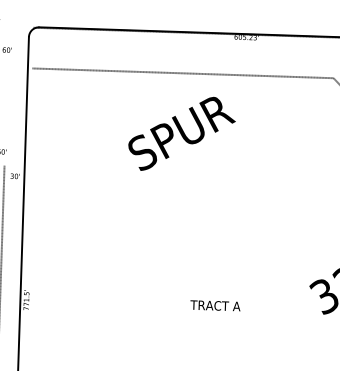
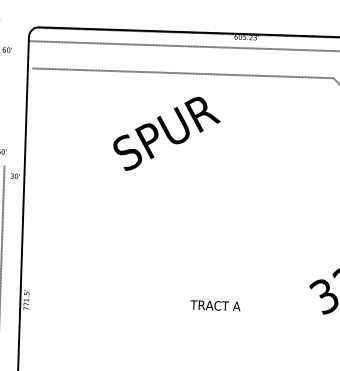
line: none -> present (182, 46)
text position: (181, 133) -> (166, 133) (166, 133)
